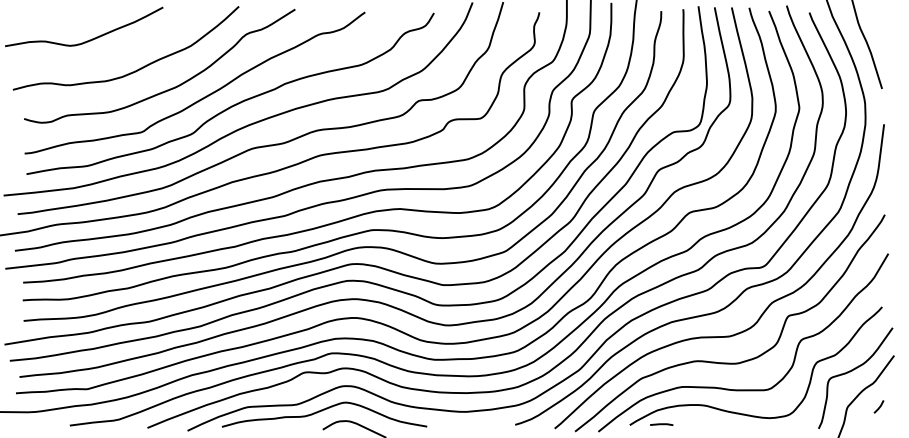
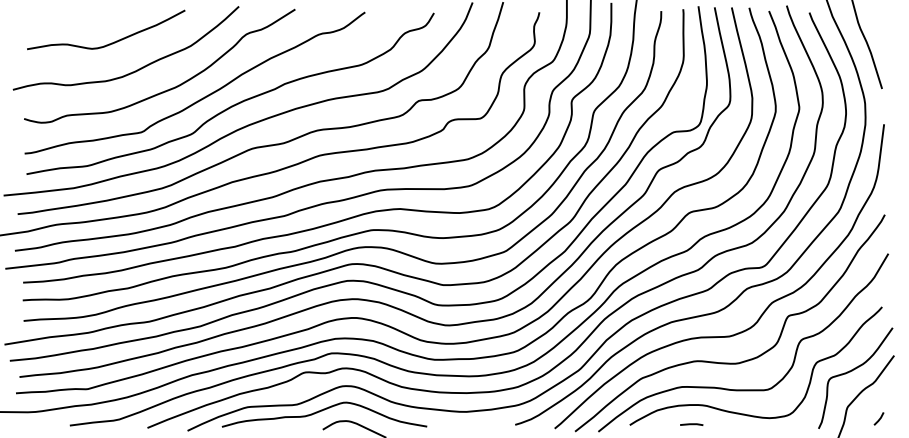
curve position: (89, 39) -> (111, 42) (111, 42)
line position: (879, 406) -> (879, 418) (879, 418)
line position: (661, 424) -> (691, 424) (691, 424)
